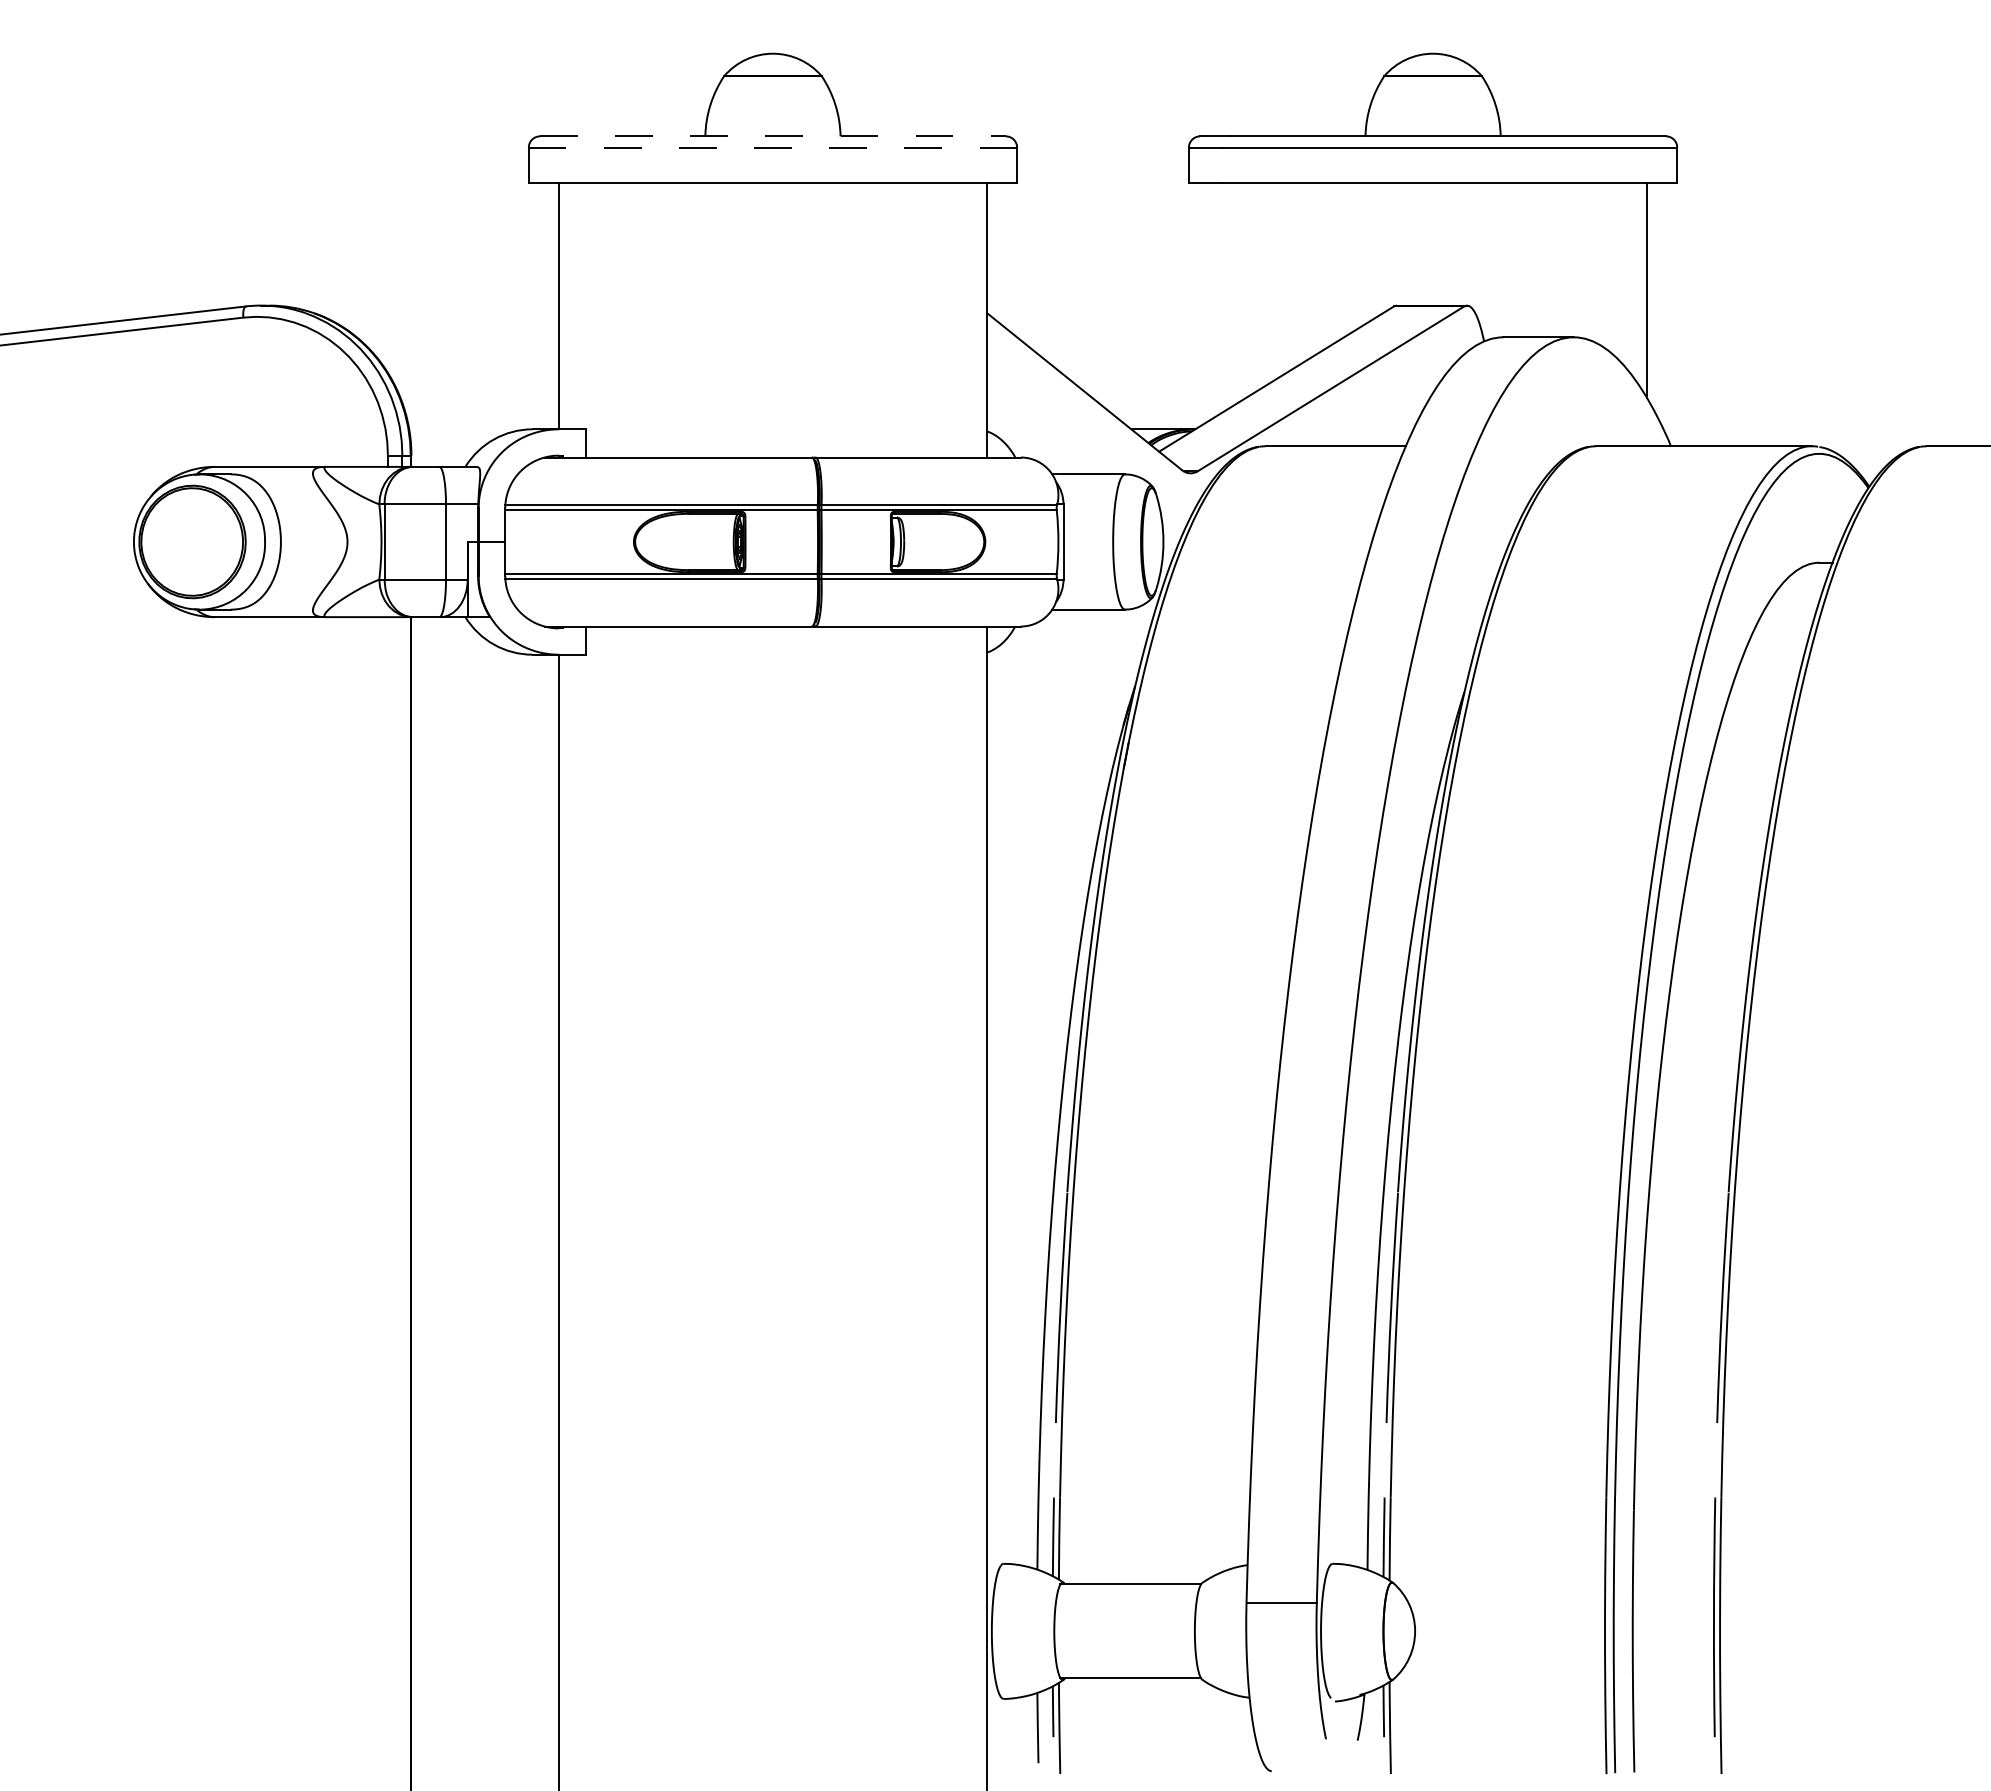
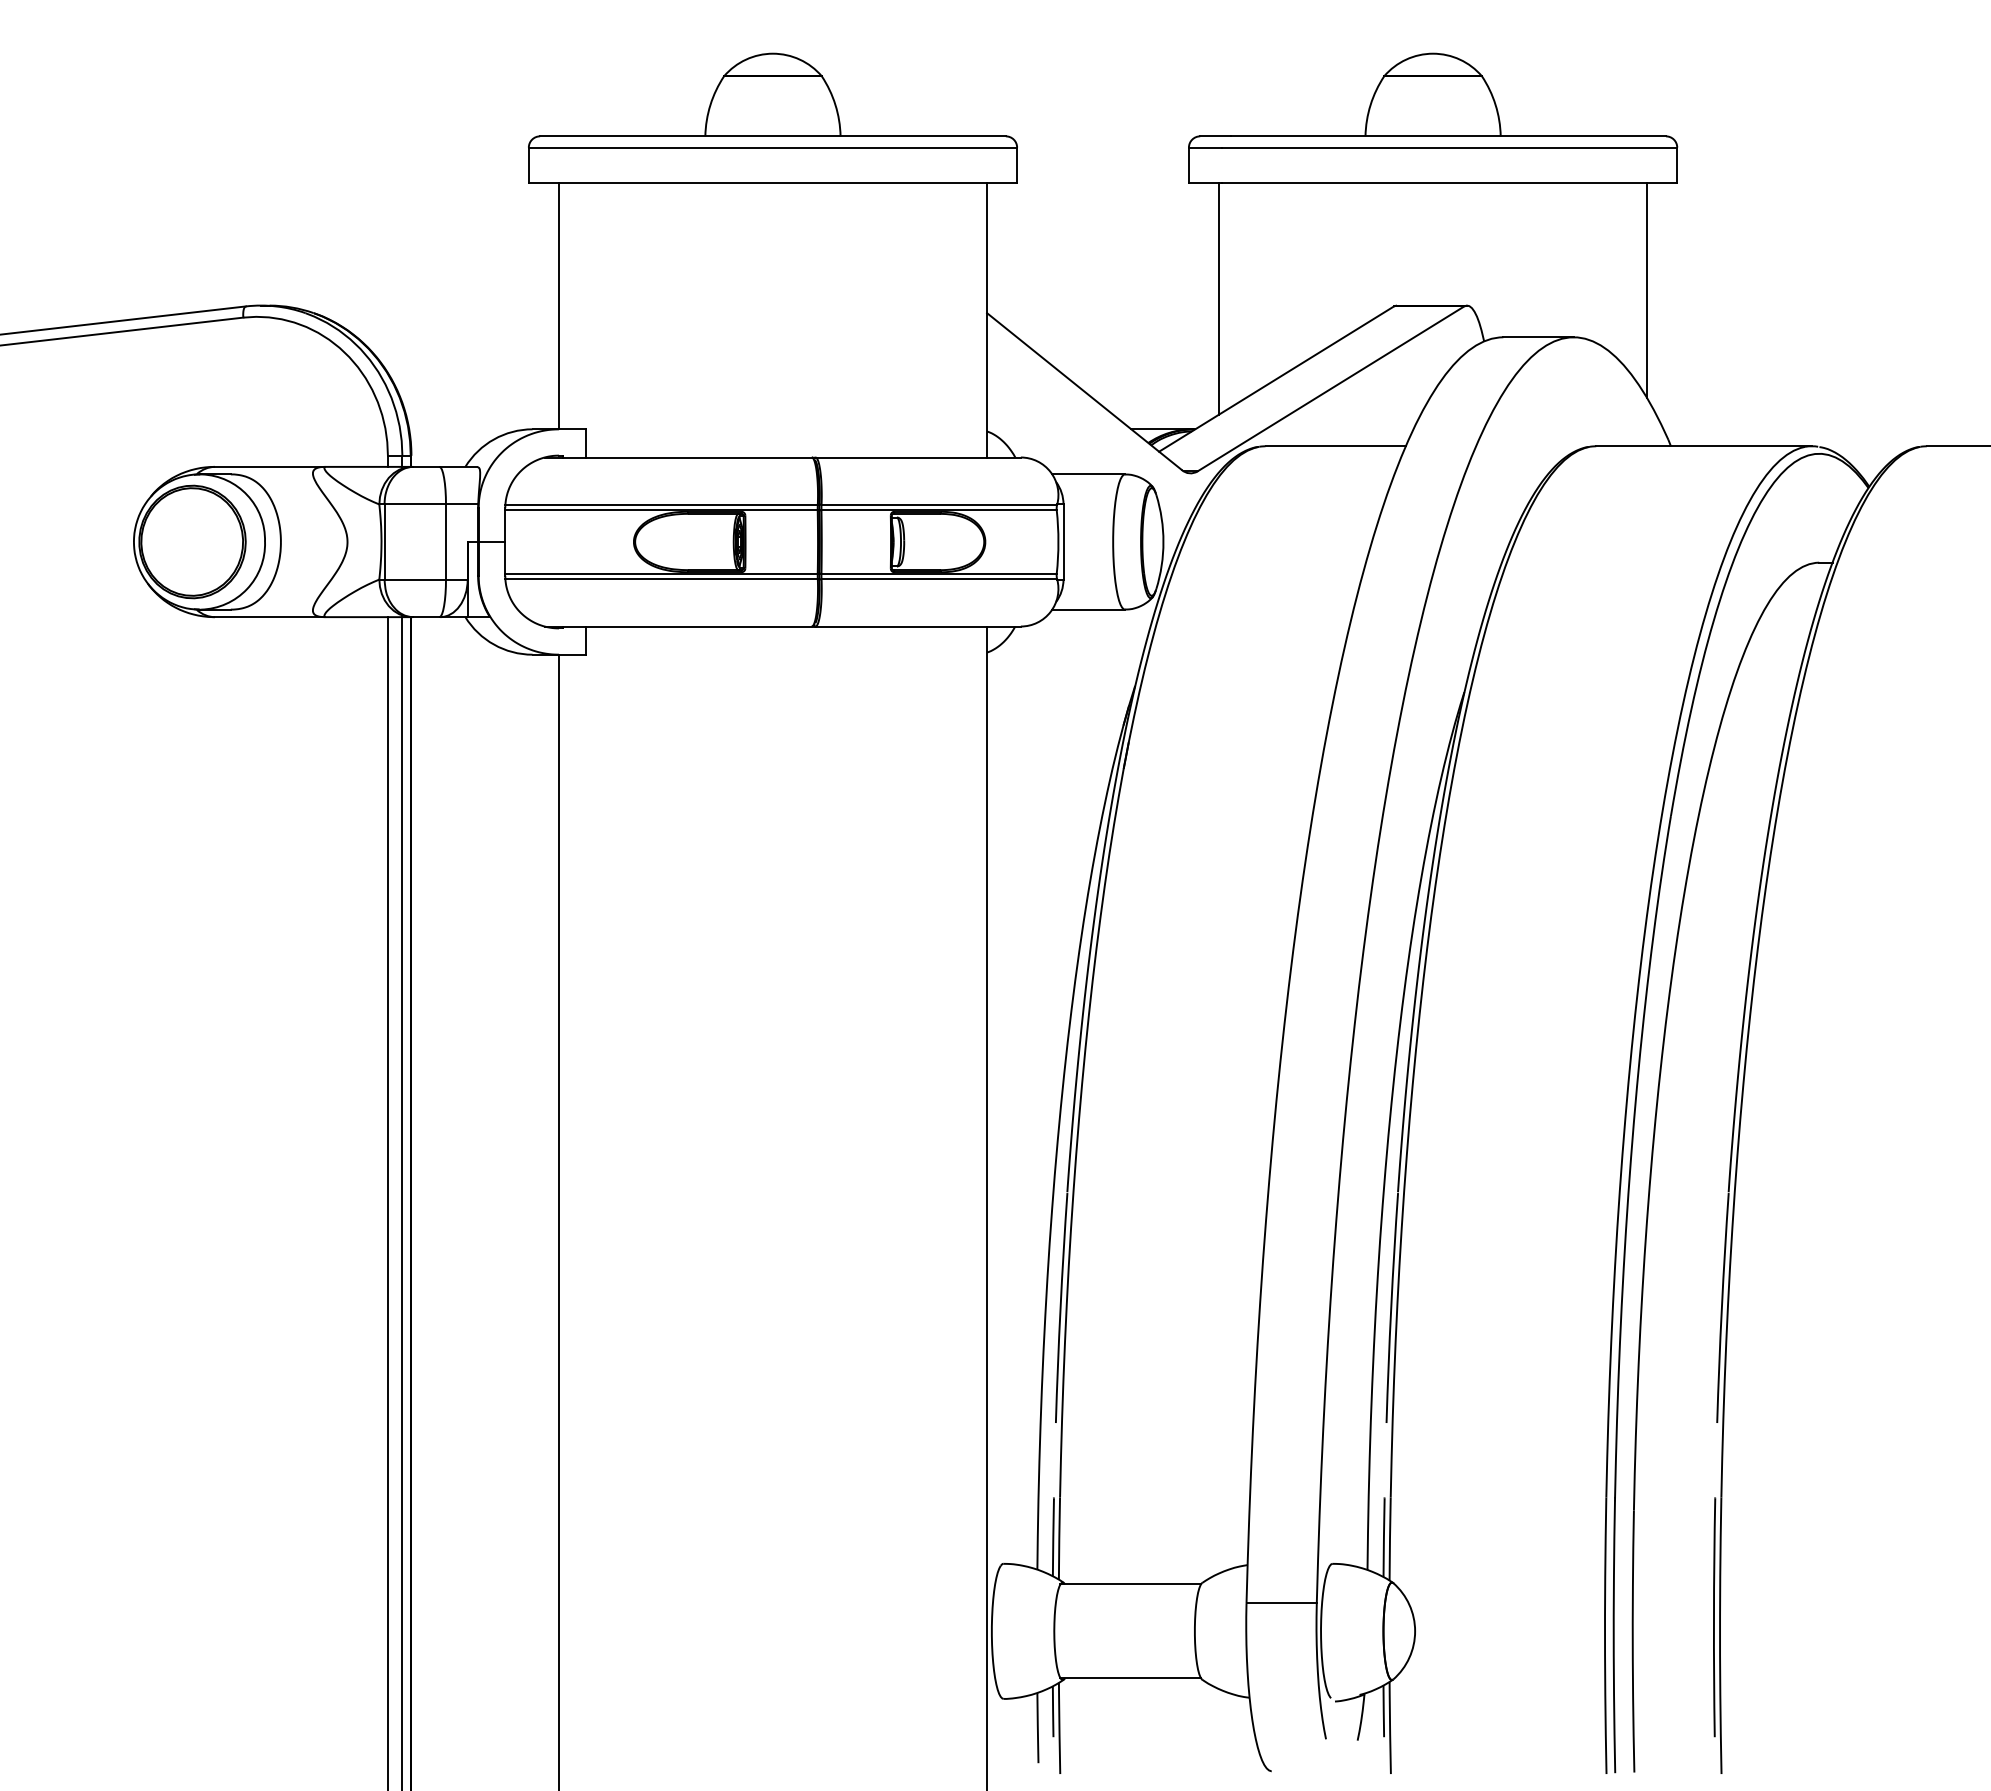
line: dashed -> solid (772, 136)
line: dashed -> solid (772, 147)
line: none -> present (1218, 298)
line: none -> present (387, 1202)
line: none -> present (402, 1202)
